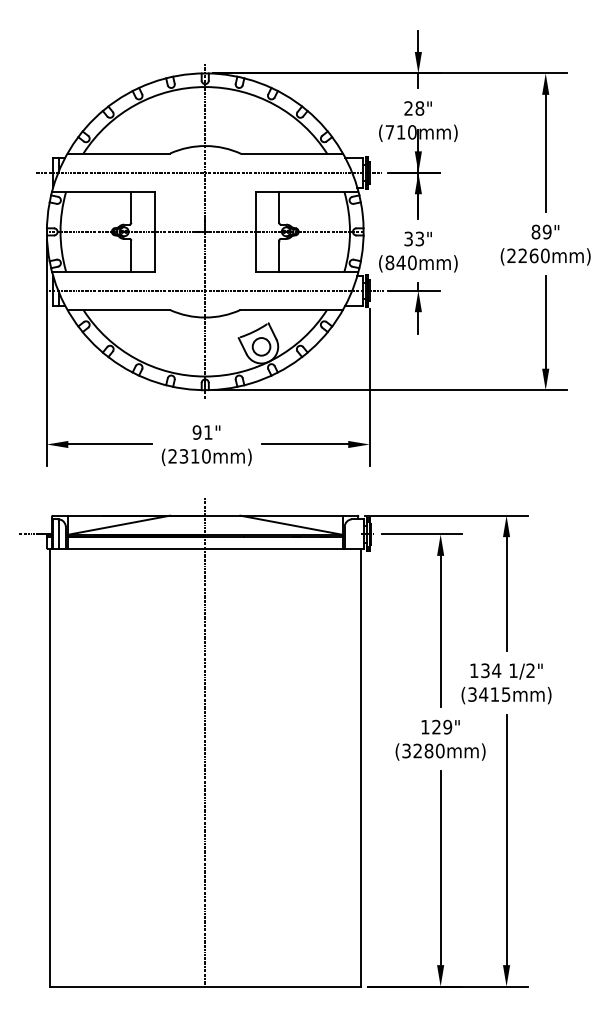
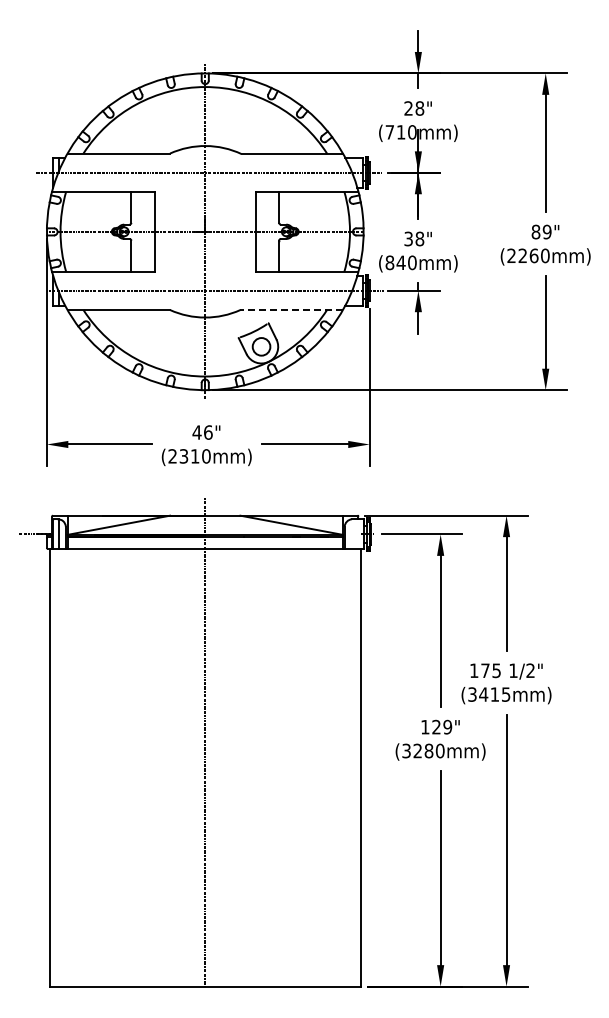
text: 33" -> 38" (419, 238)
line: solid -> dashed (291, 310)
text: 91" -> 46" (202, 432)
text: 134 -> 175 (491, 670)
